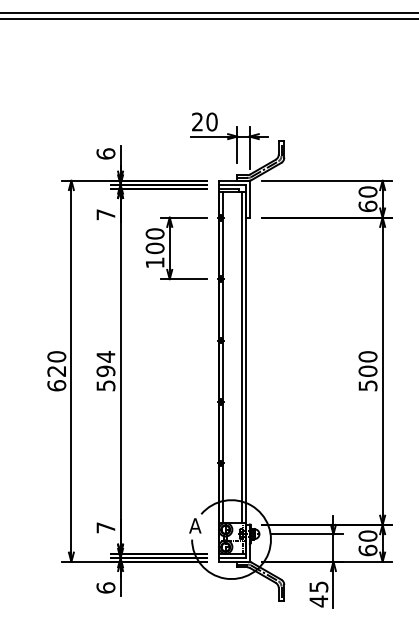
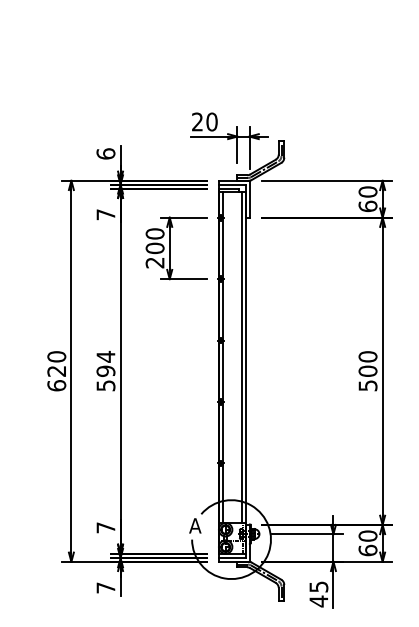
line: present -> none (208, 13)
line: present -> none (208, 18)
text: 100 -> 200 (154, 262)
text: 6 -> 7 (105, 587)
